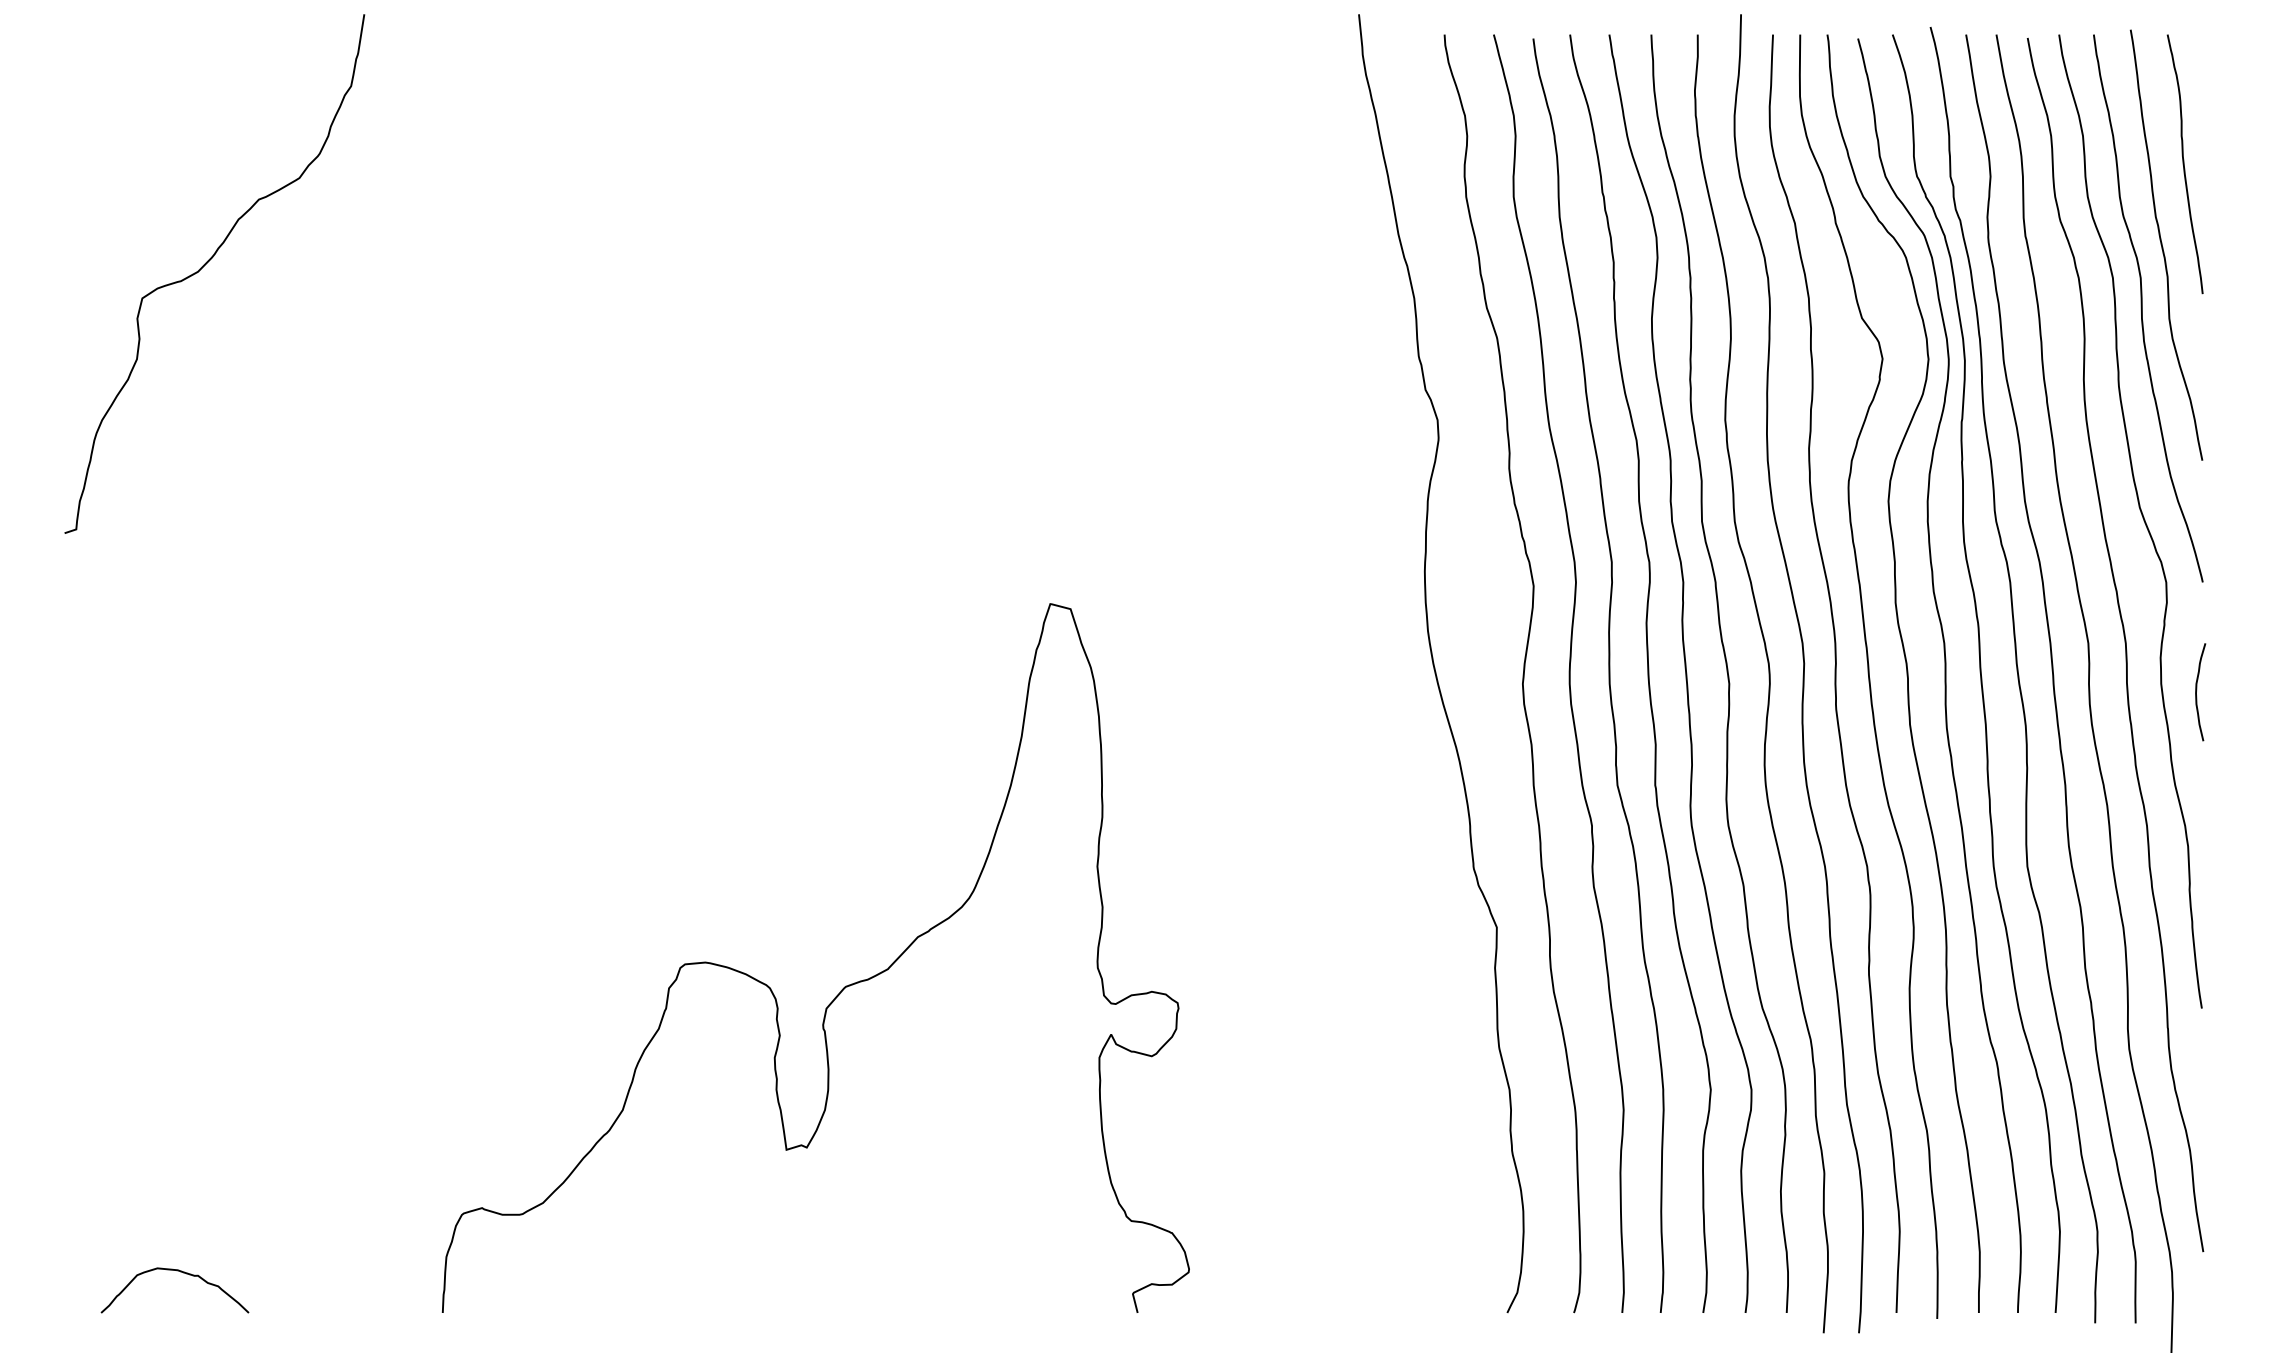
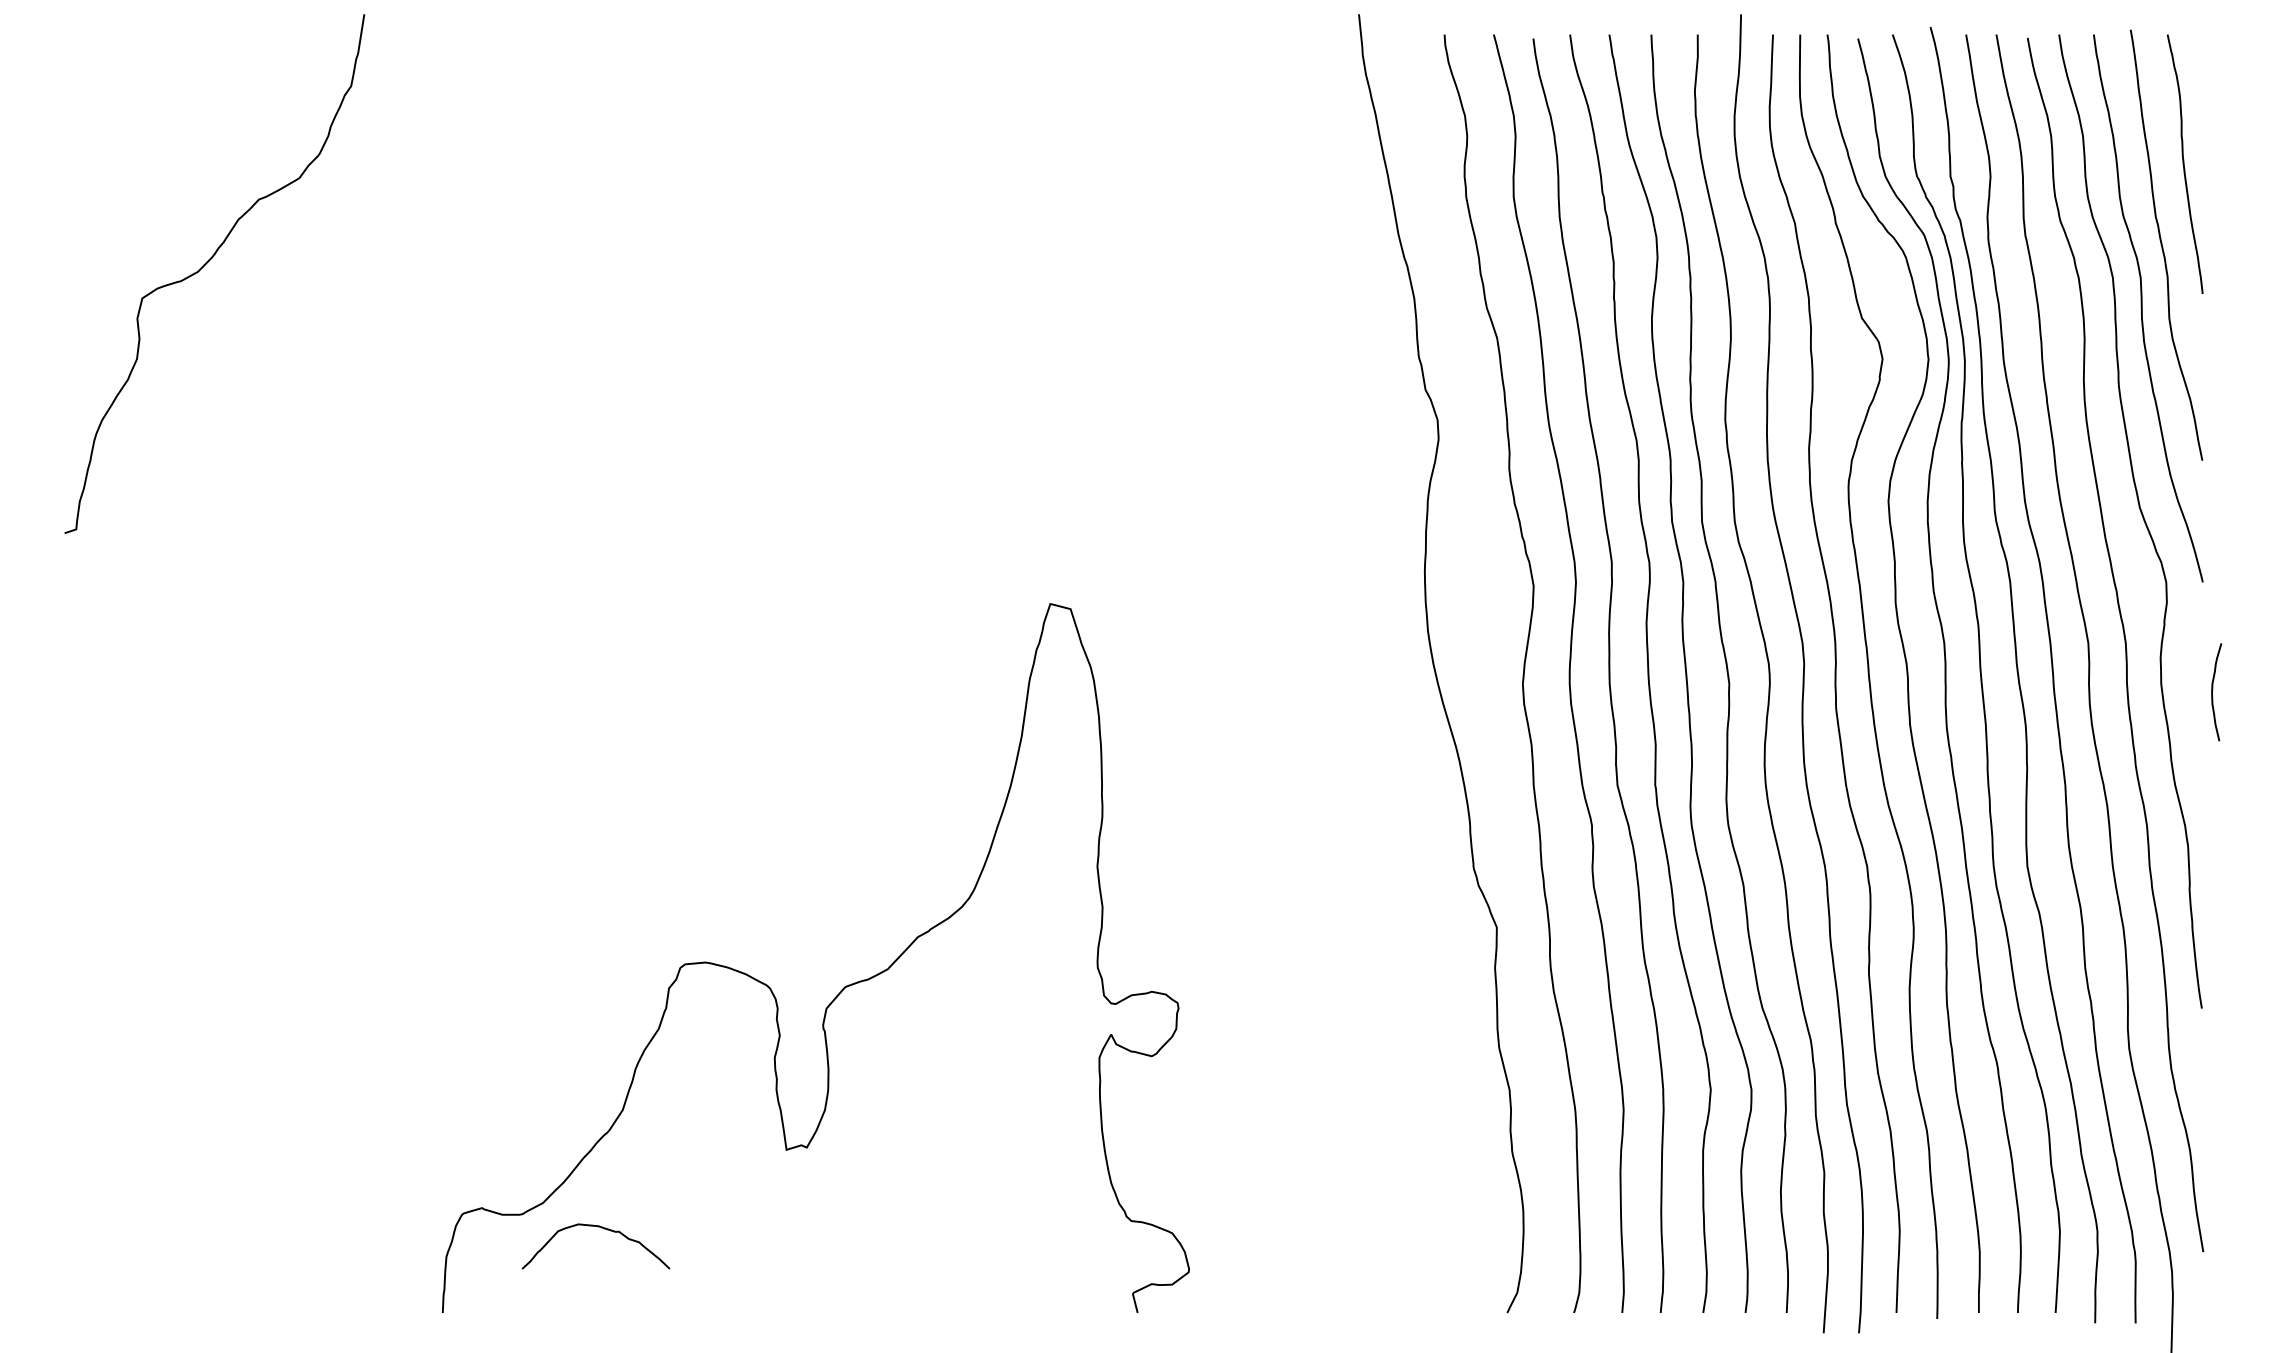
curve position: (2197, 690) -> (2213, 690) (2213, 690)
curve position: (180, 1272) -> (601, 1228) (601, 1228)
